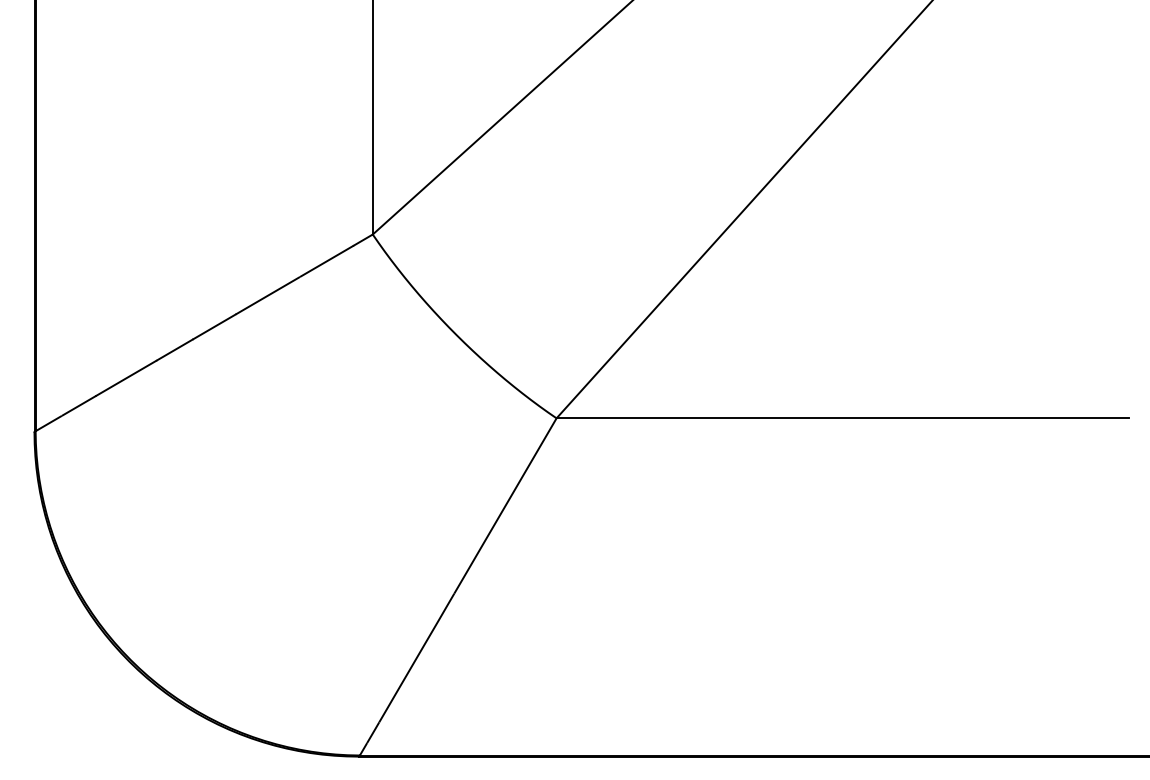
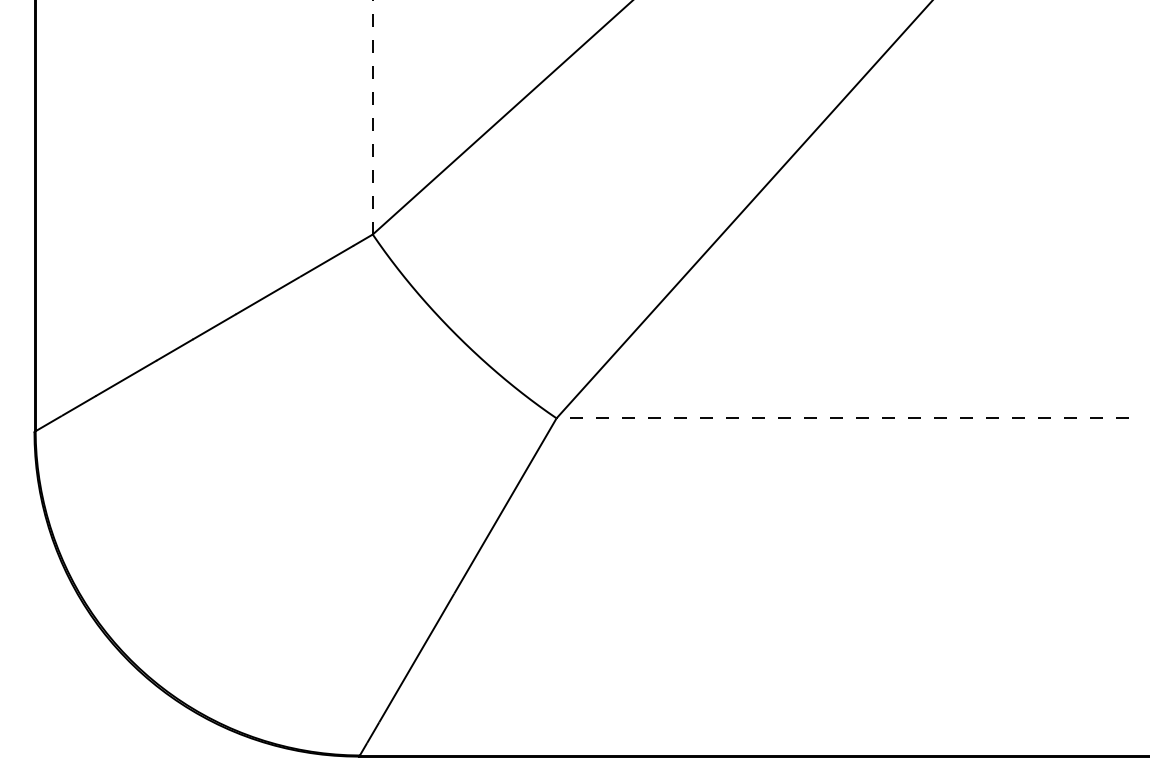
line: solid -> dashed (372, 117)
line: solid -> dashed (842, 418)
